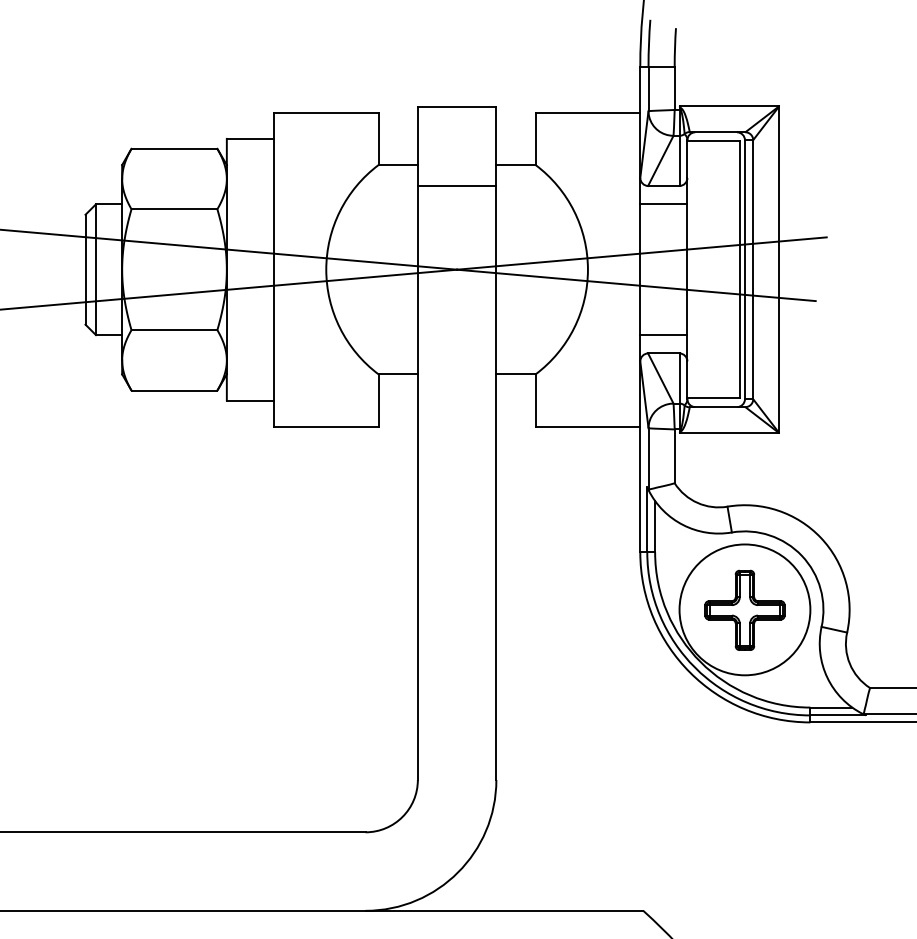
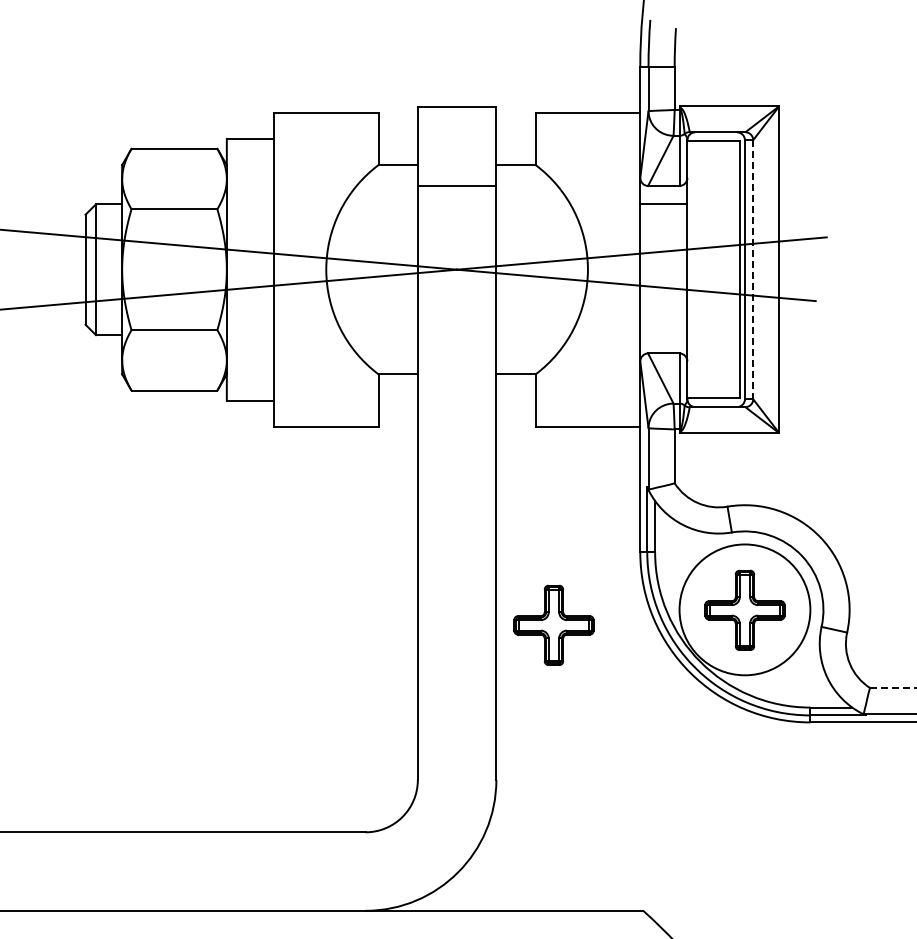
line: solid -> dashed (753, 269)
line: present -> none (663, 335)
part: none -> present (553, 624)
line: solid -> dashed (893, 688)
